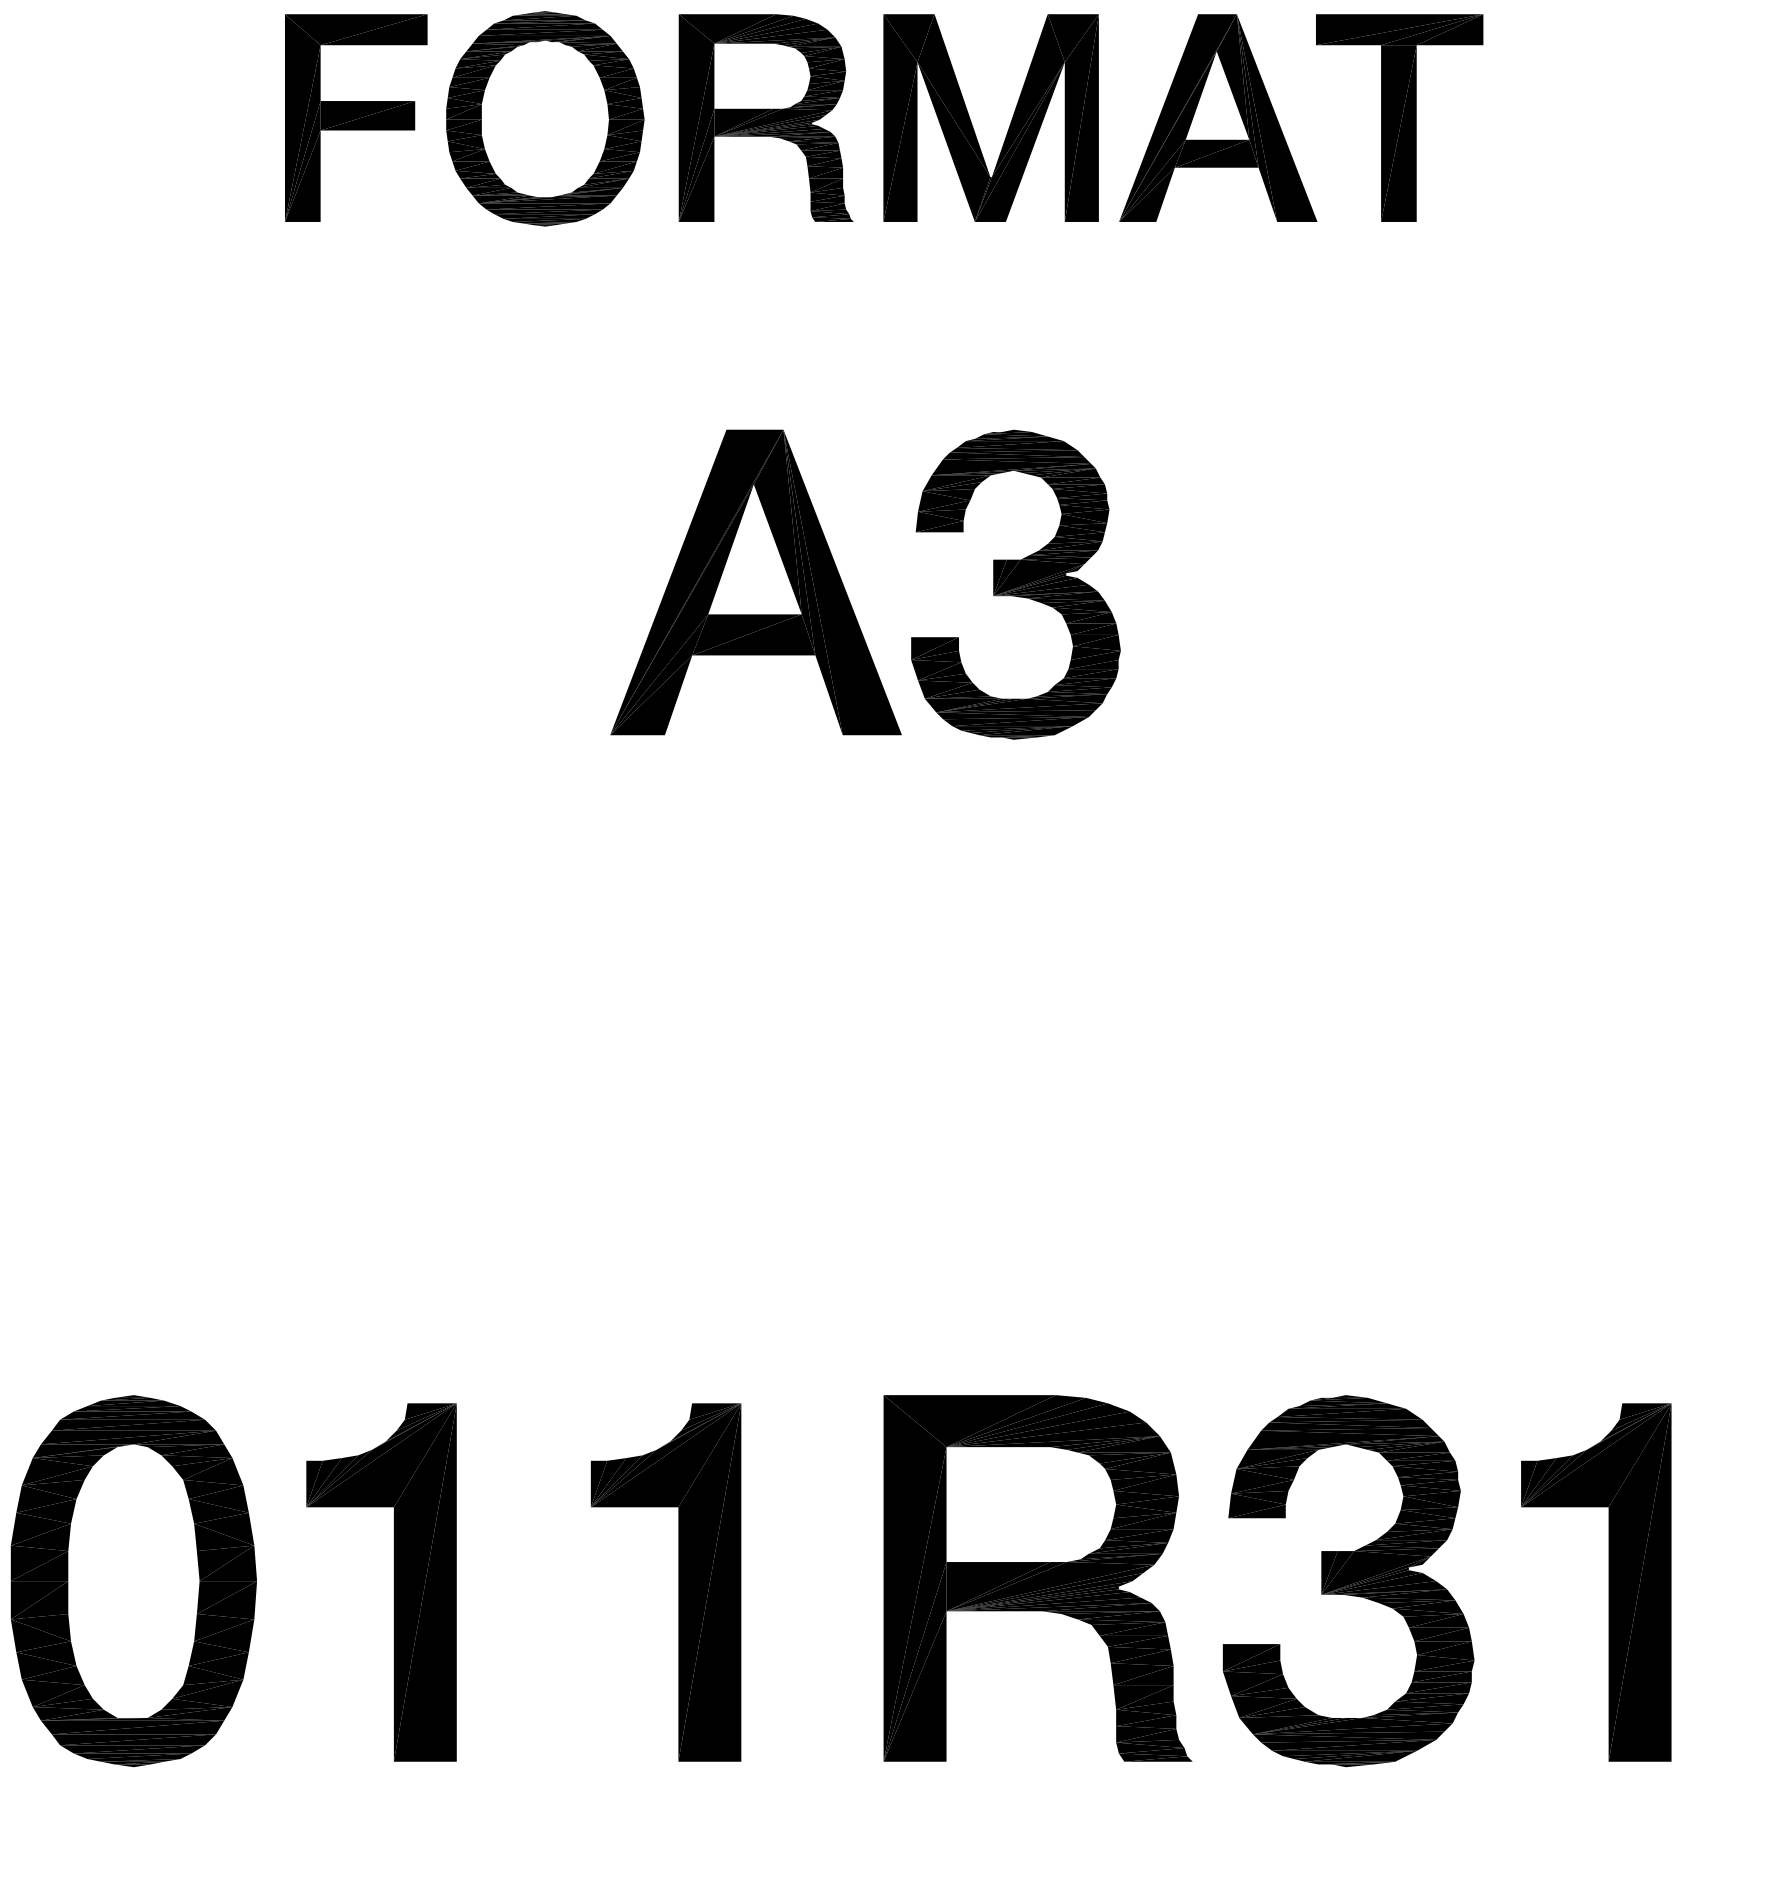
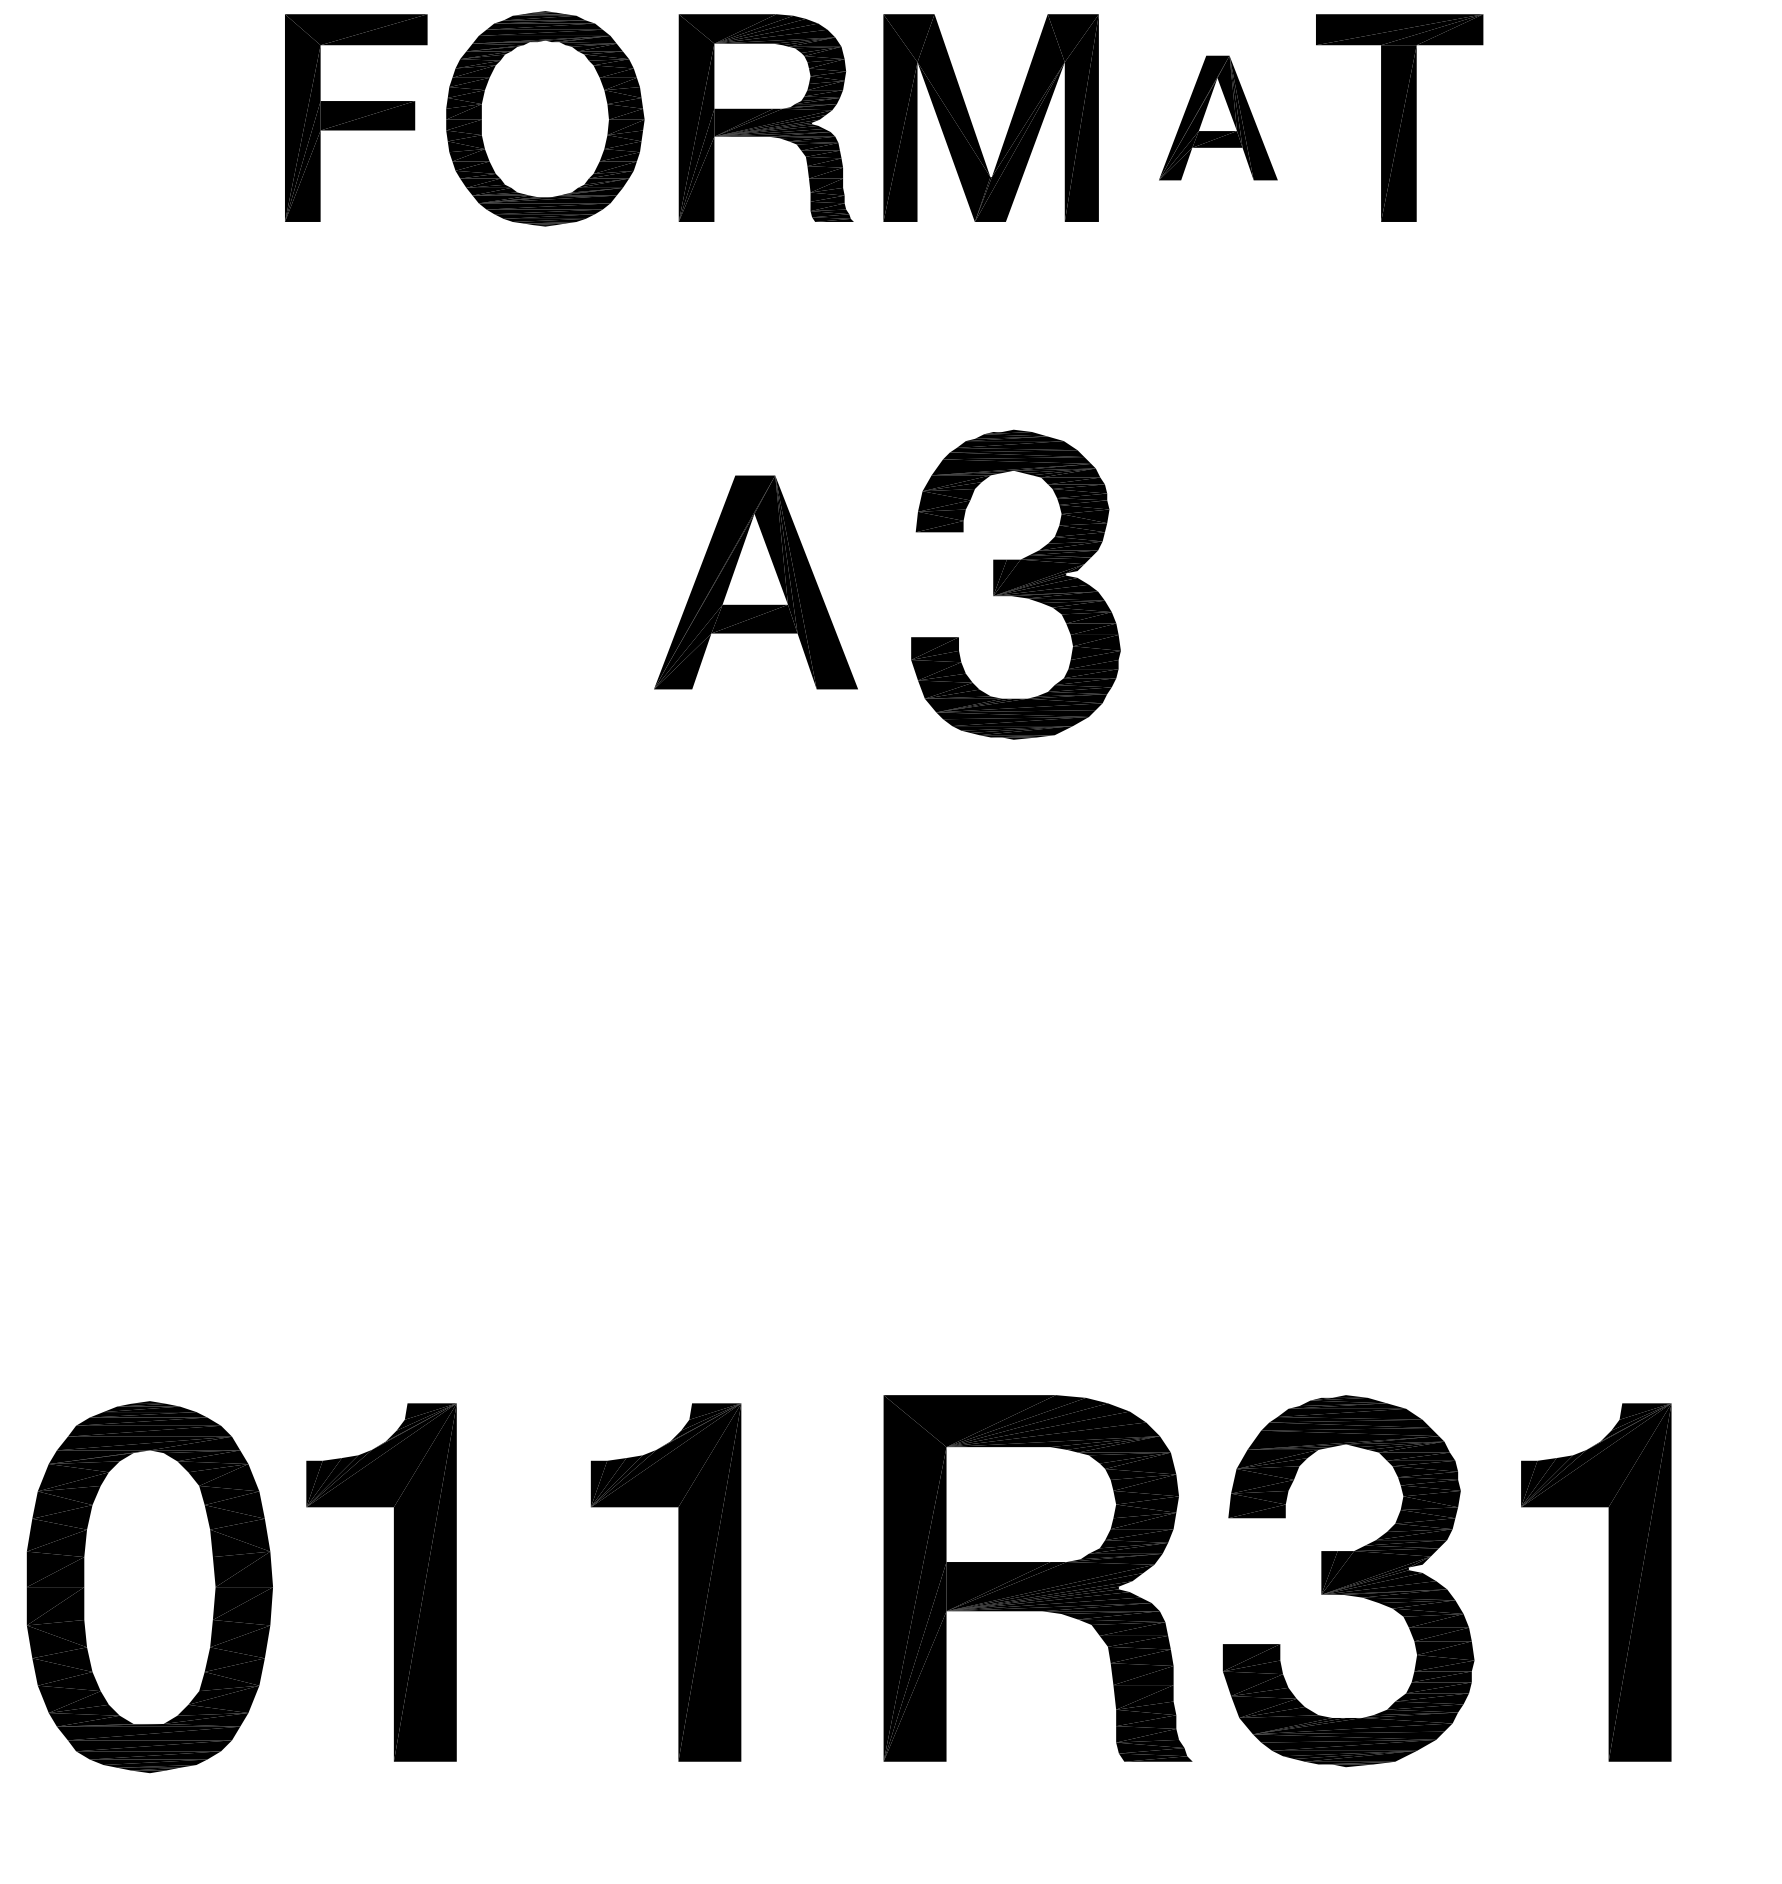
part size: 199x208 px -> 119x126 px (1218, 117)
part size: 292x307 px -> 204x215 px (755, 582)
part position: (133, 1581) -> (149, 1587) (149, 1587)
